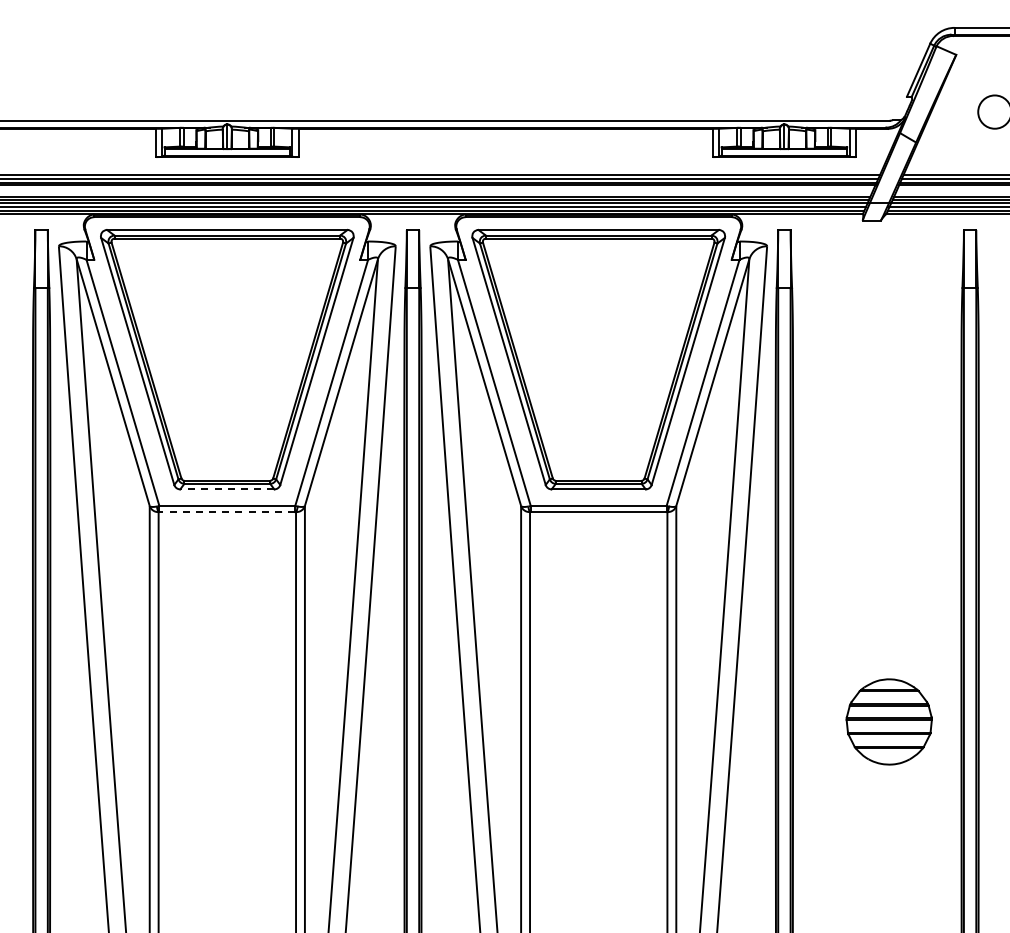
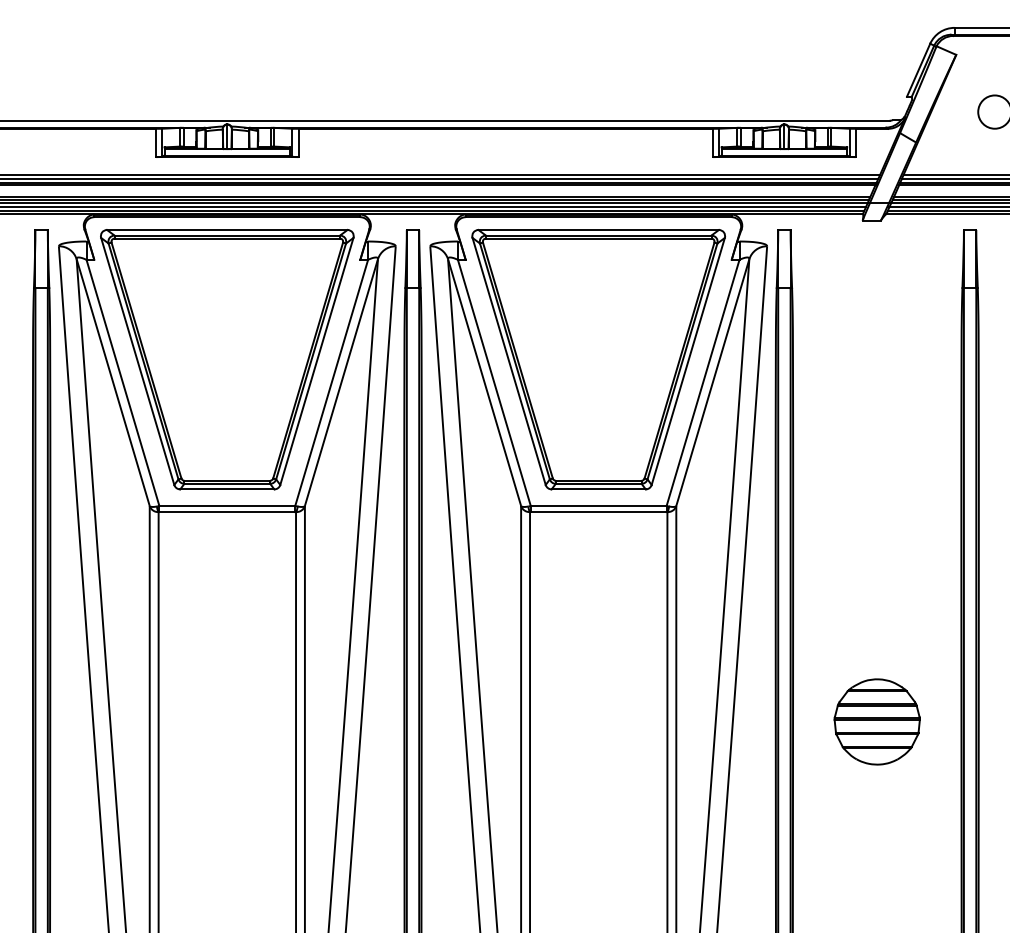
line: dashed -> solid (226, 489)
line: dashed -> solid (227, 512)
part position: (888, 721) -> (876, 721) (876, 721)
